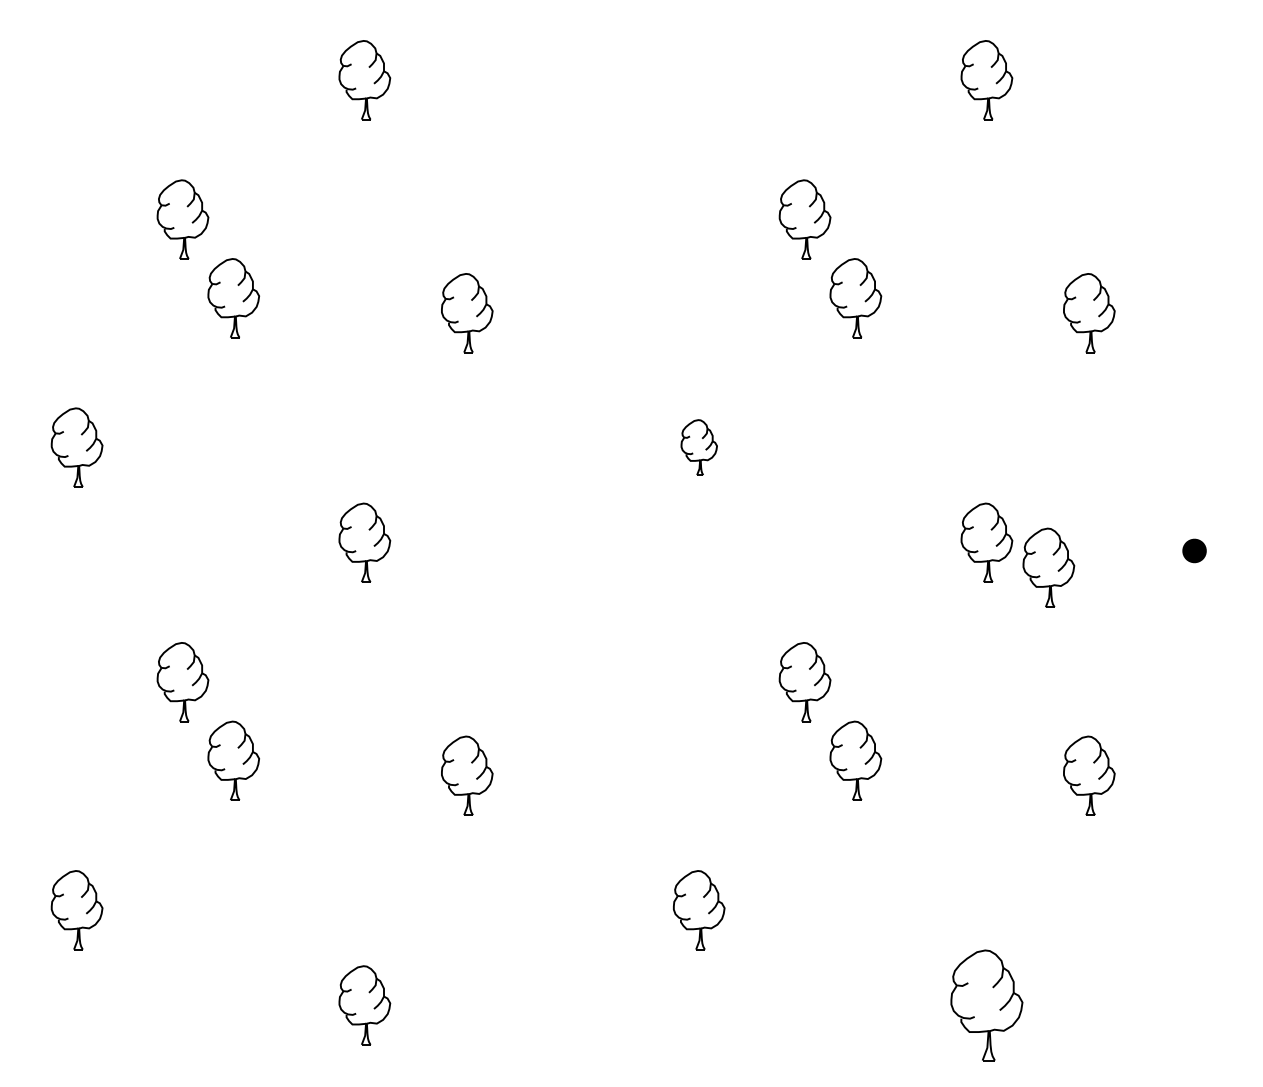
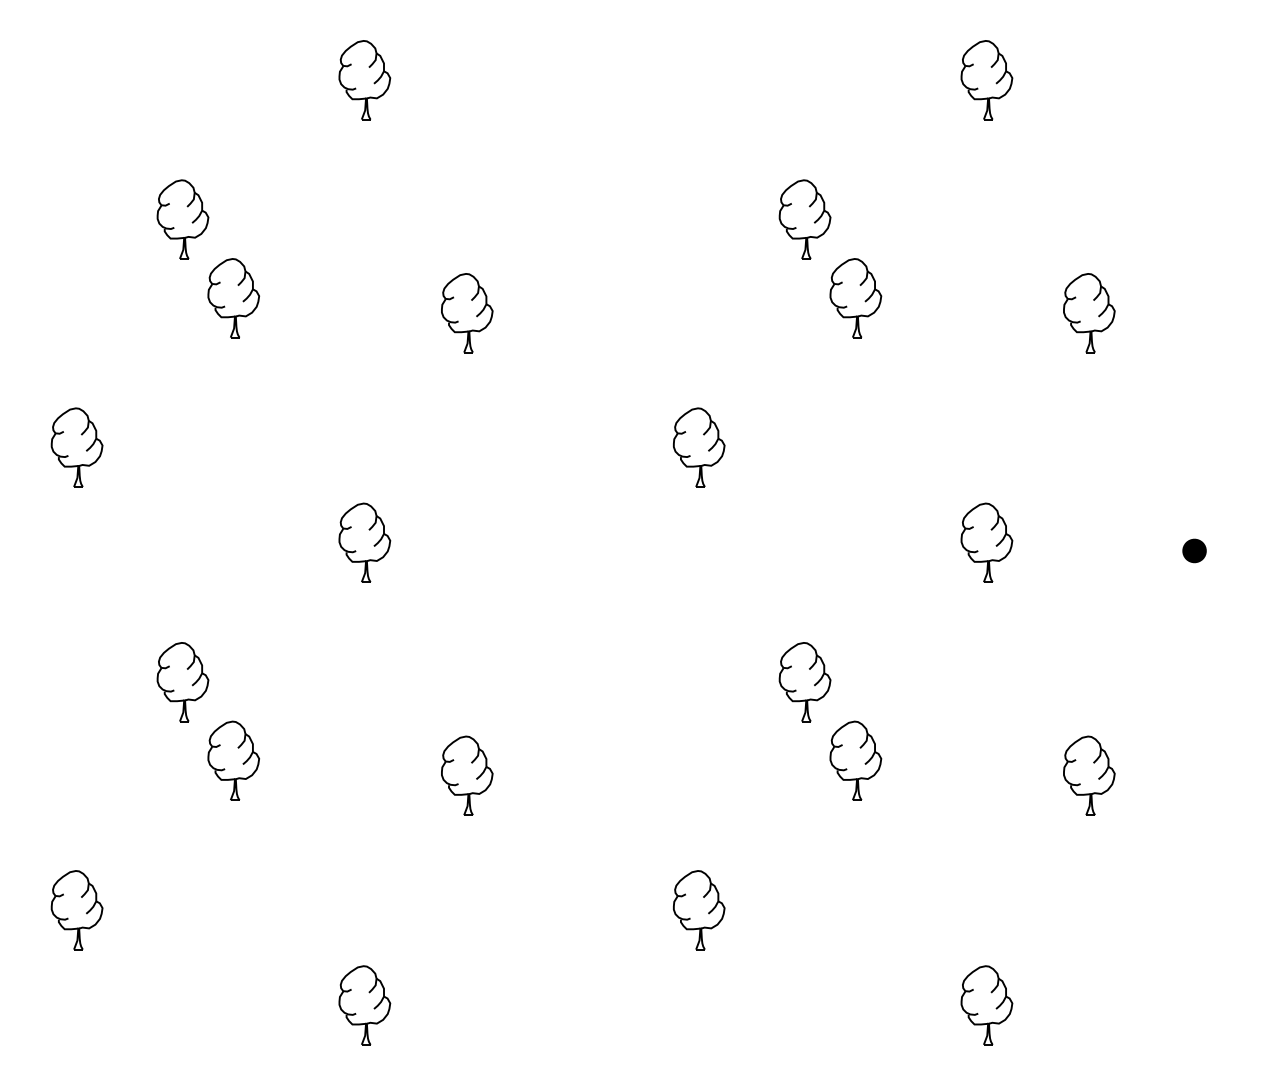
part size: 38x57 px -> 53x81 px (699, 447)
part: present -> none (1048, 567)
part size: 74x113 px -> 54x81 px (986, 1005)
